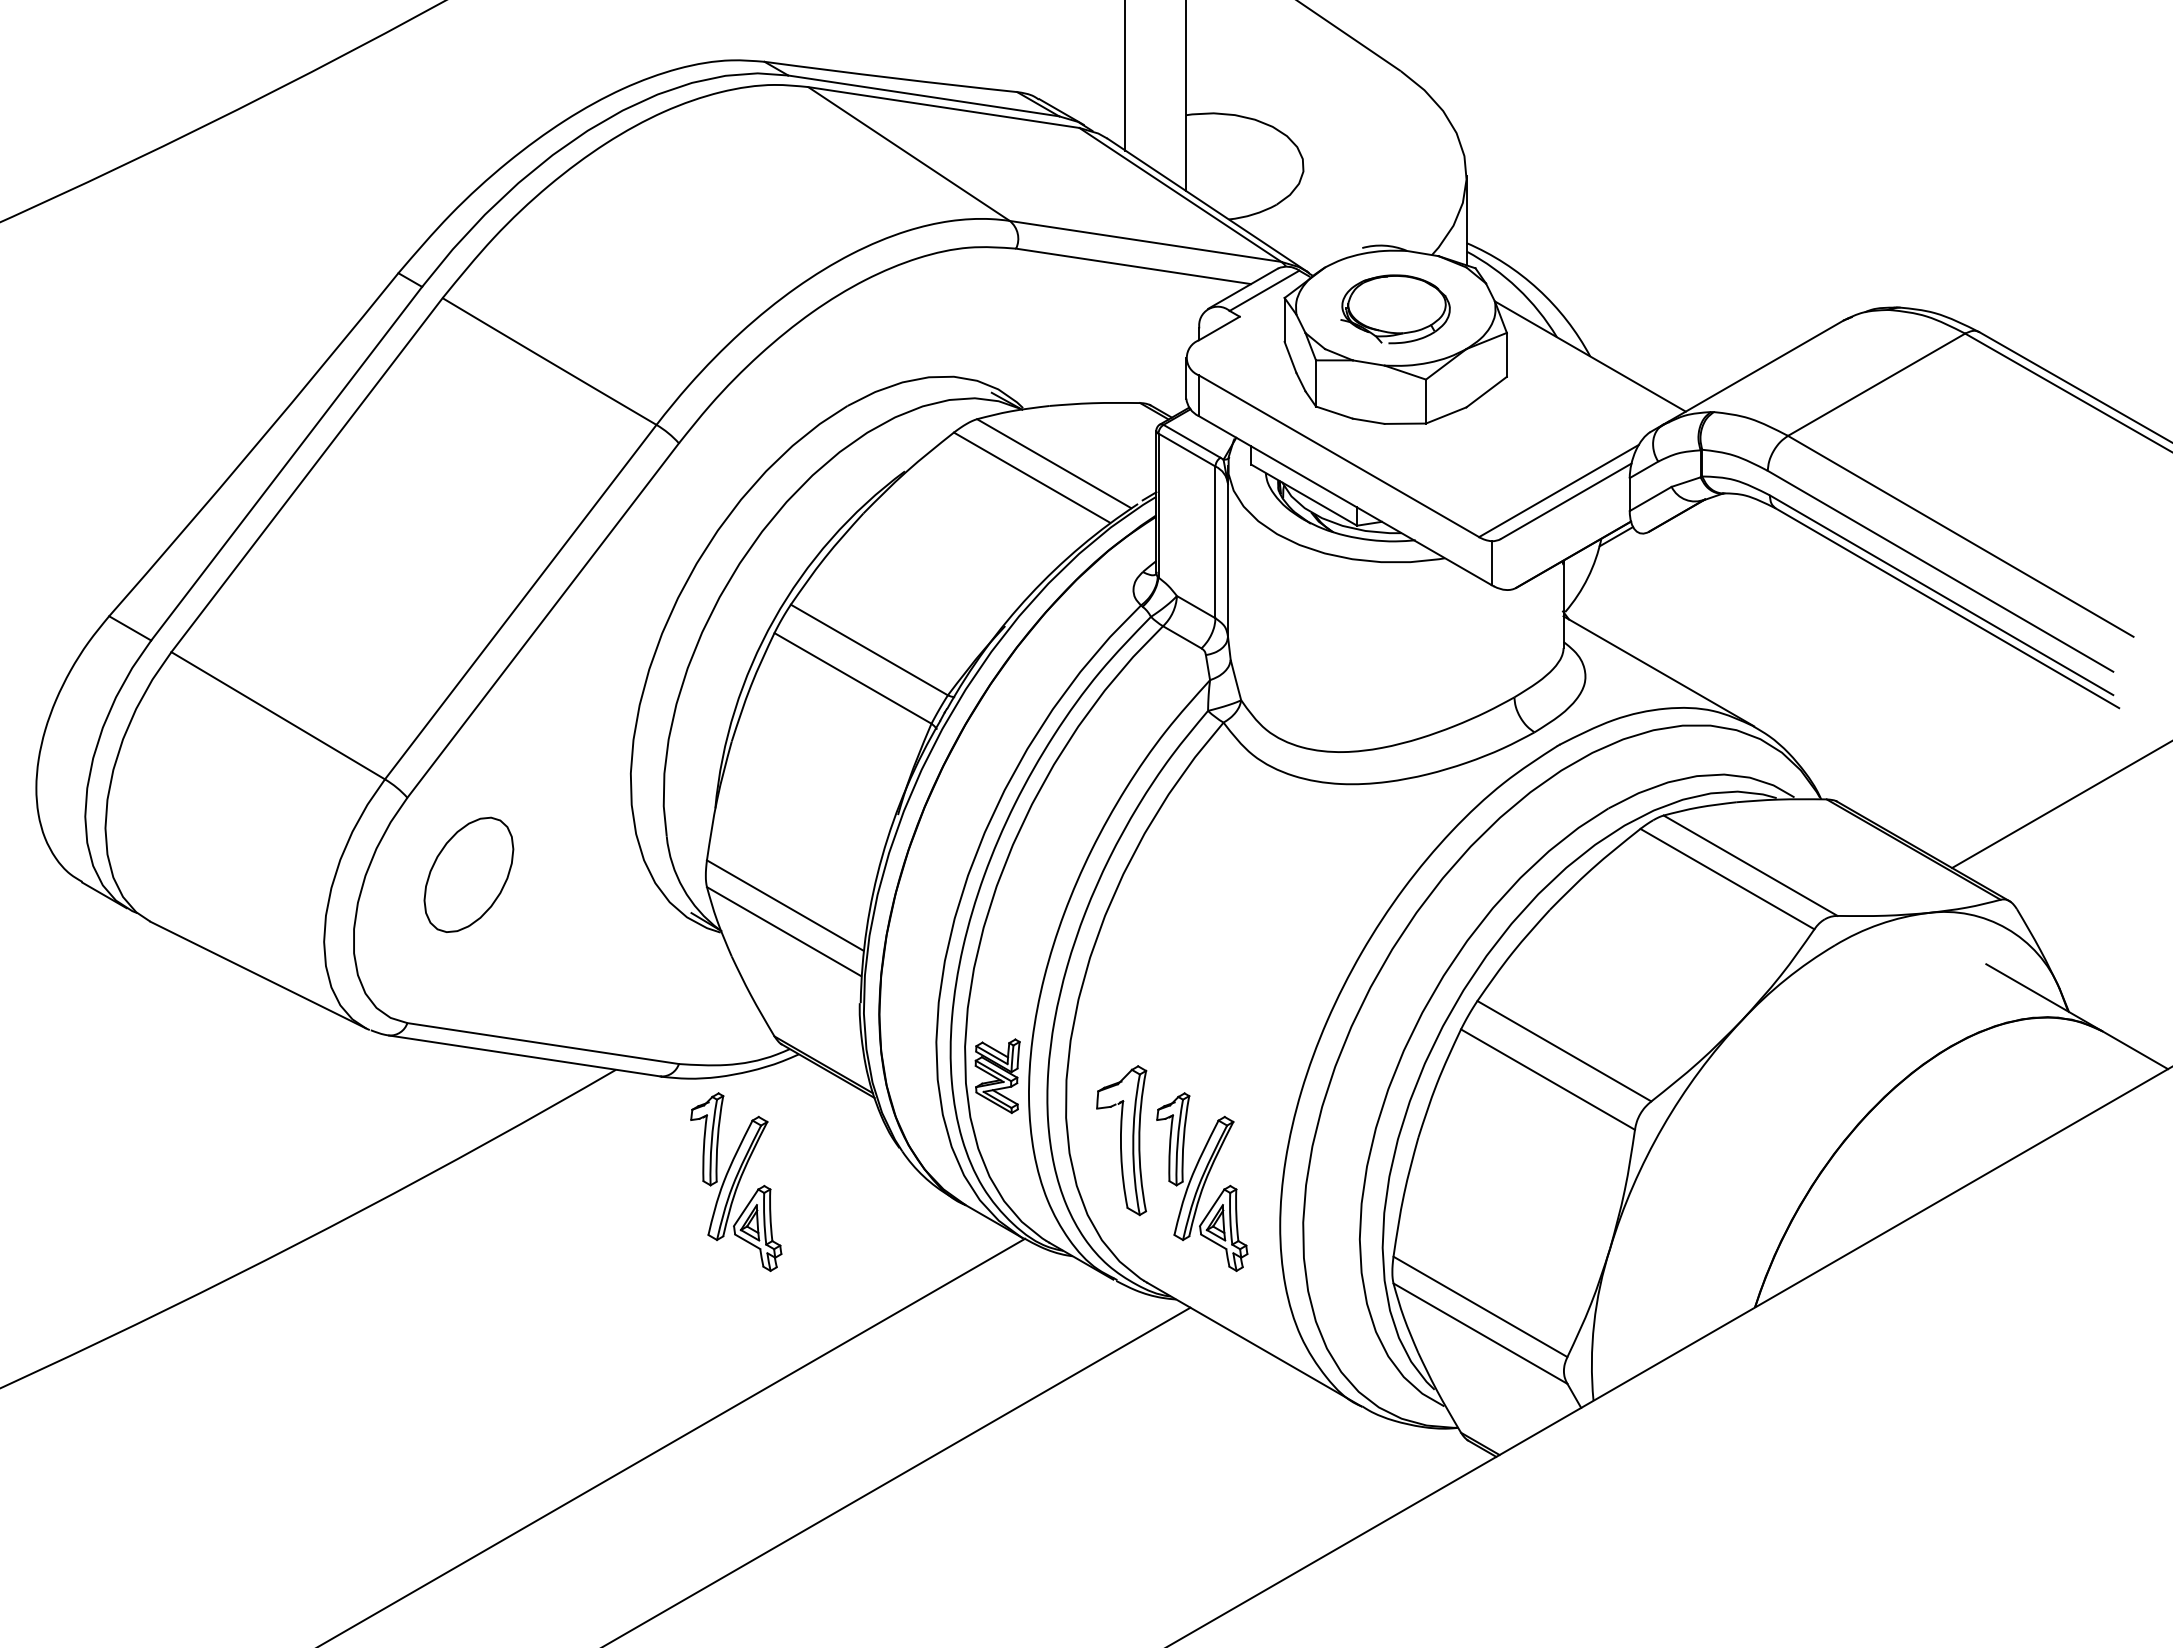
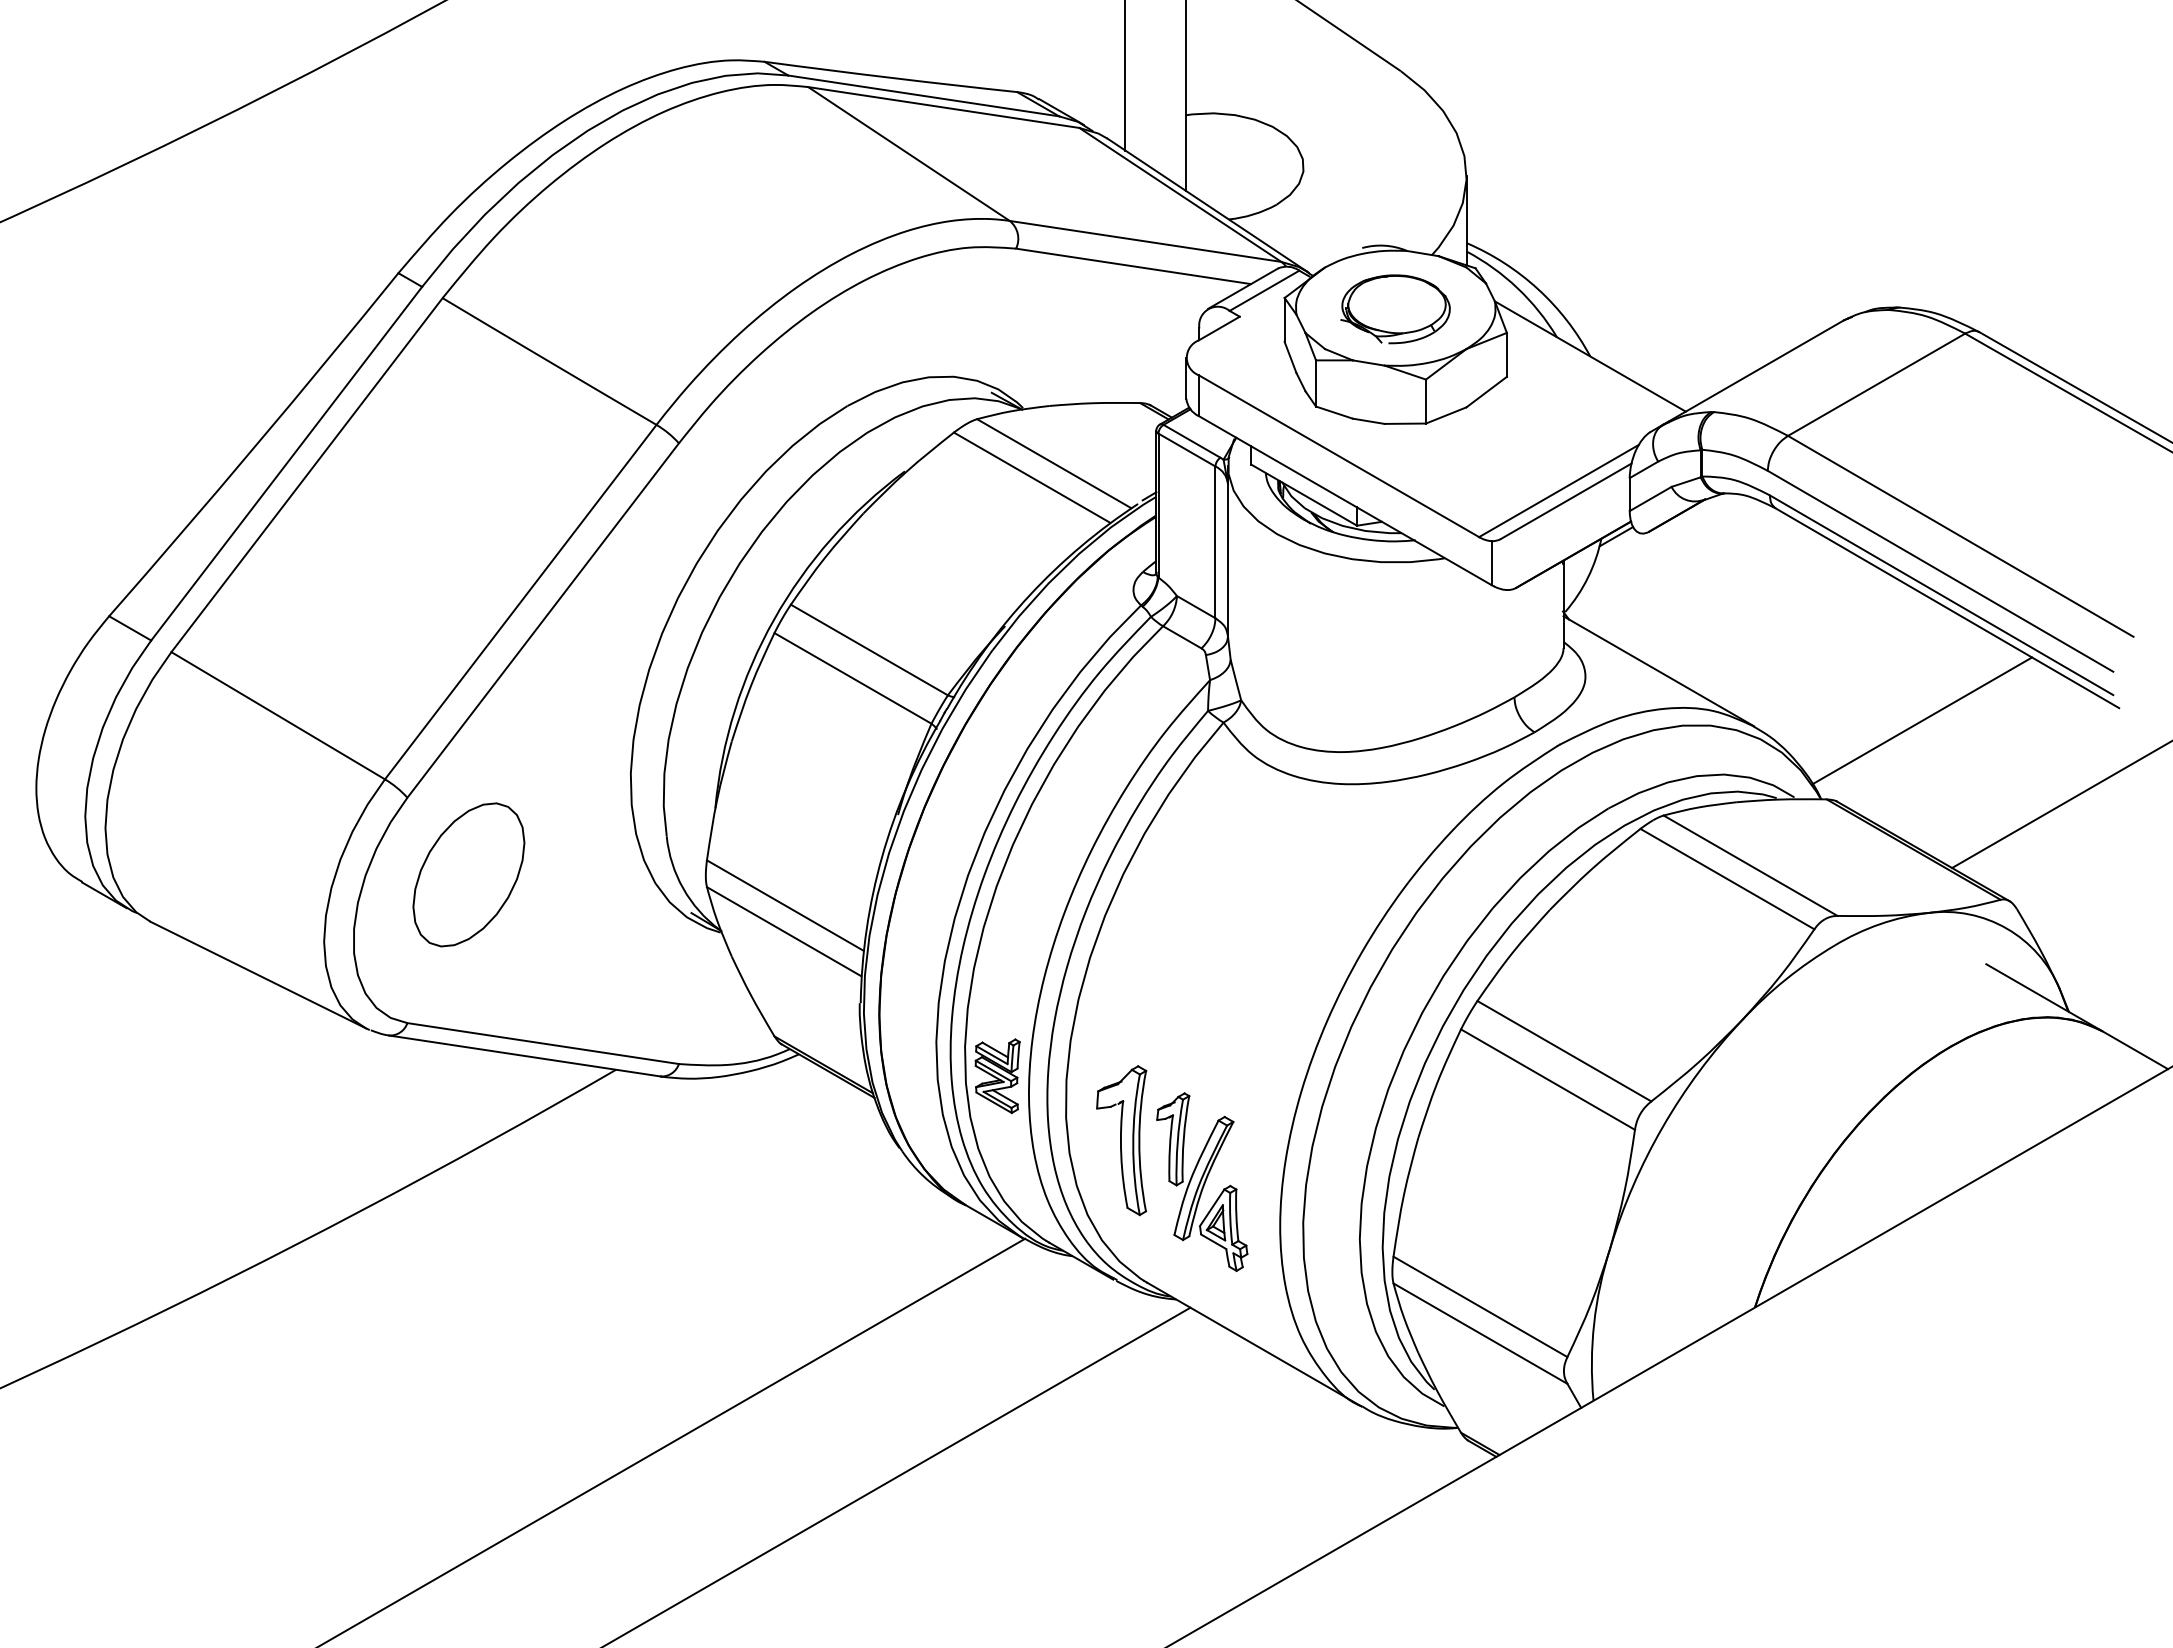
line: none -> present (1922, 720)
part size: 92x117 px -> 114x146 px (468, 874)
part: present -> none (736, 1181)
